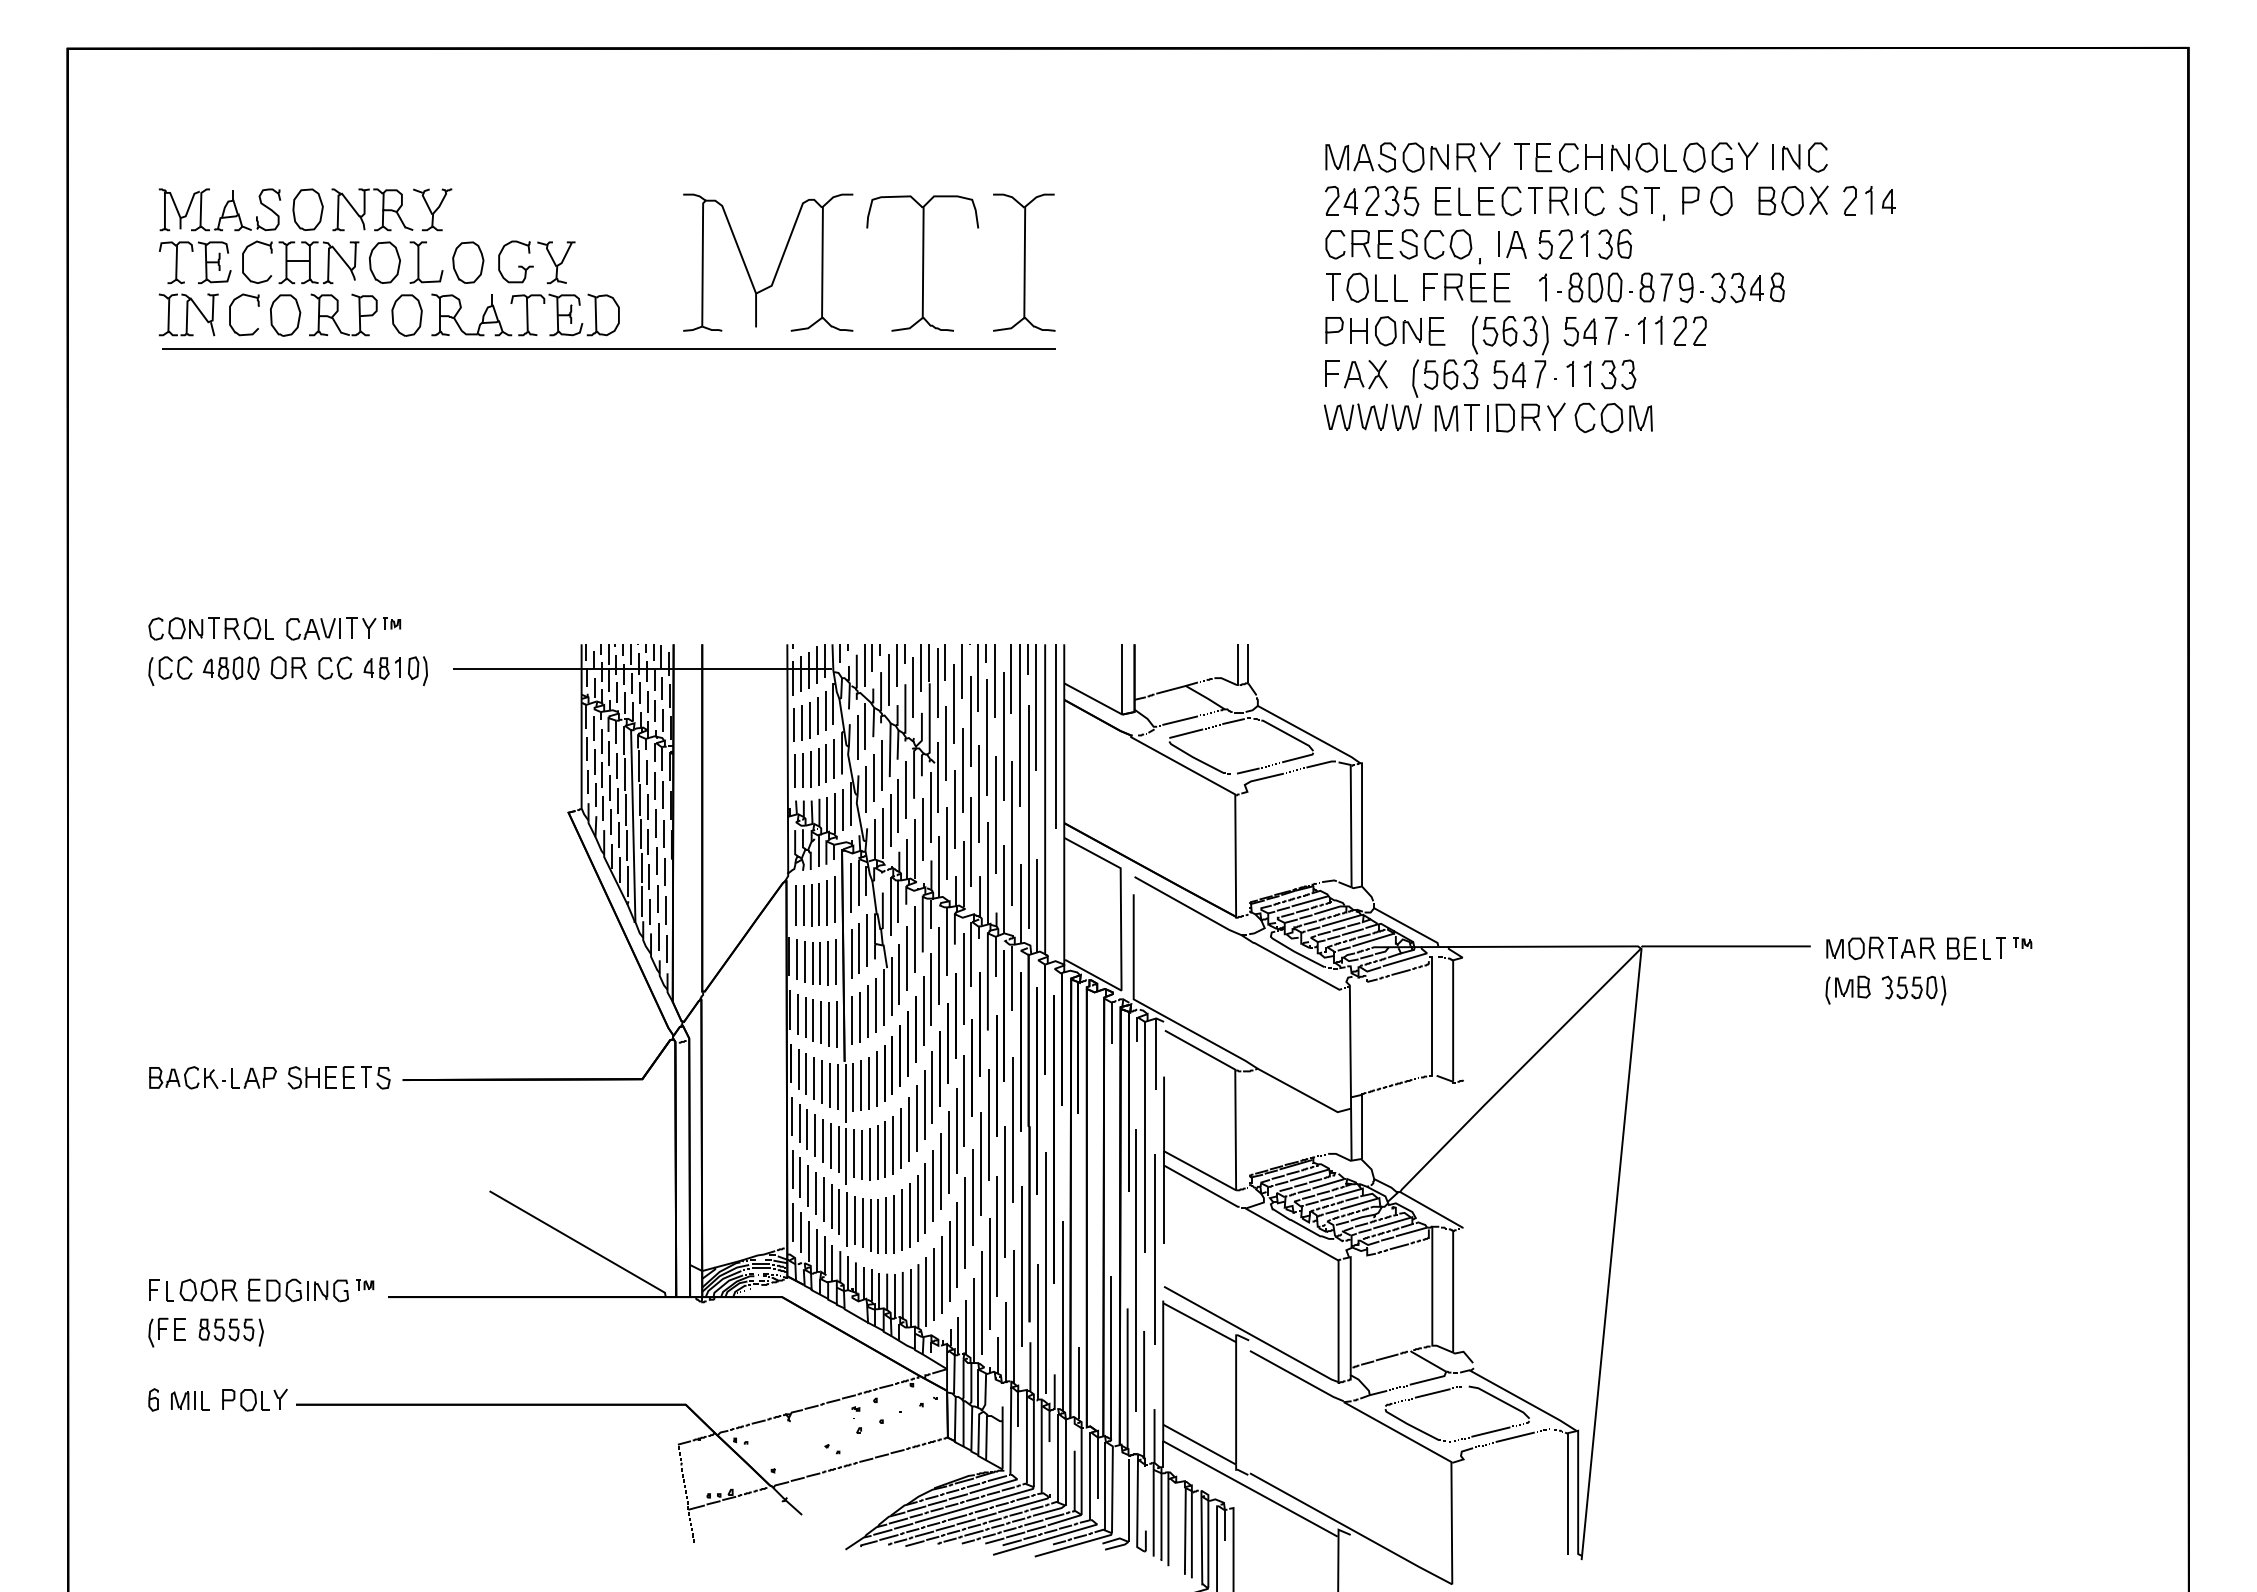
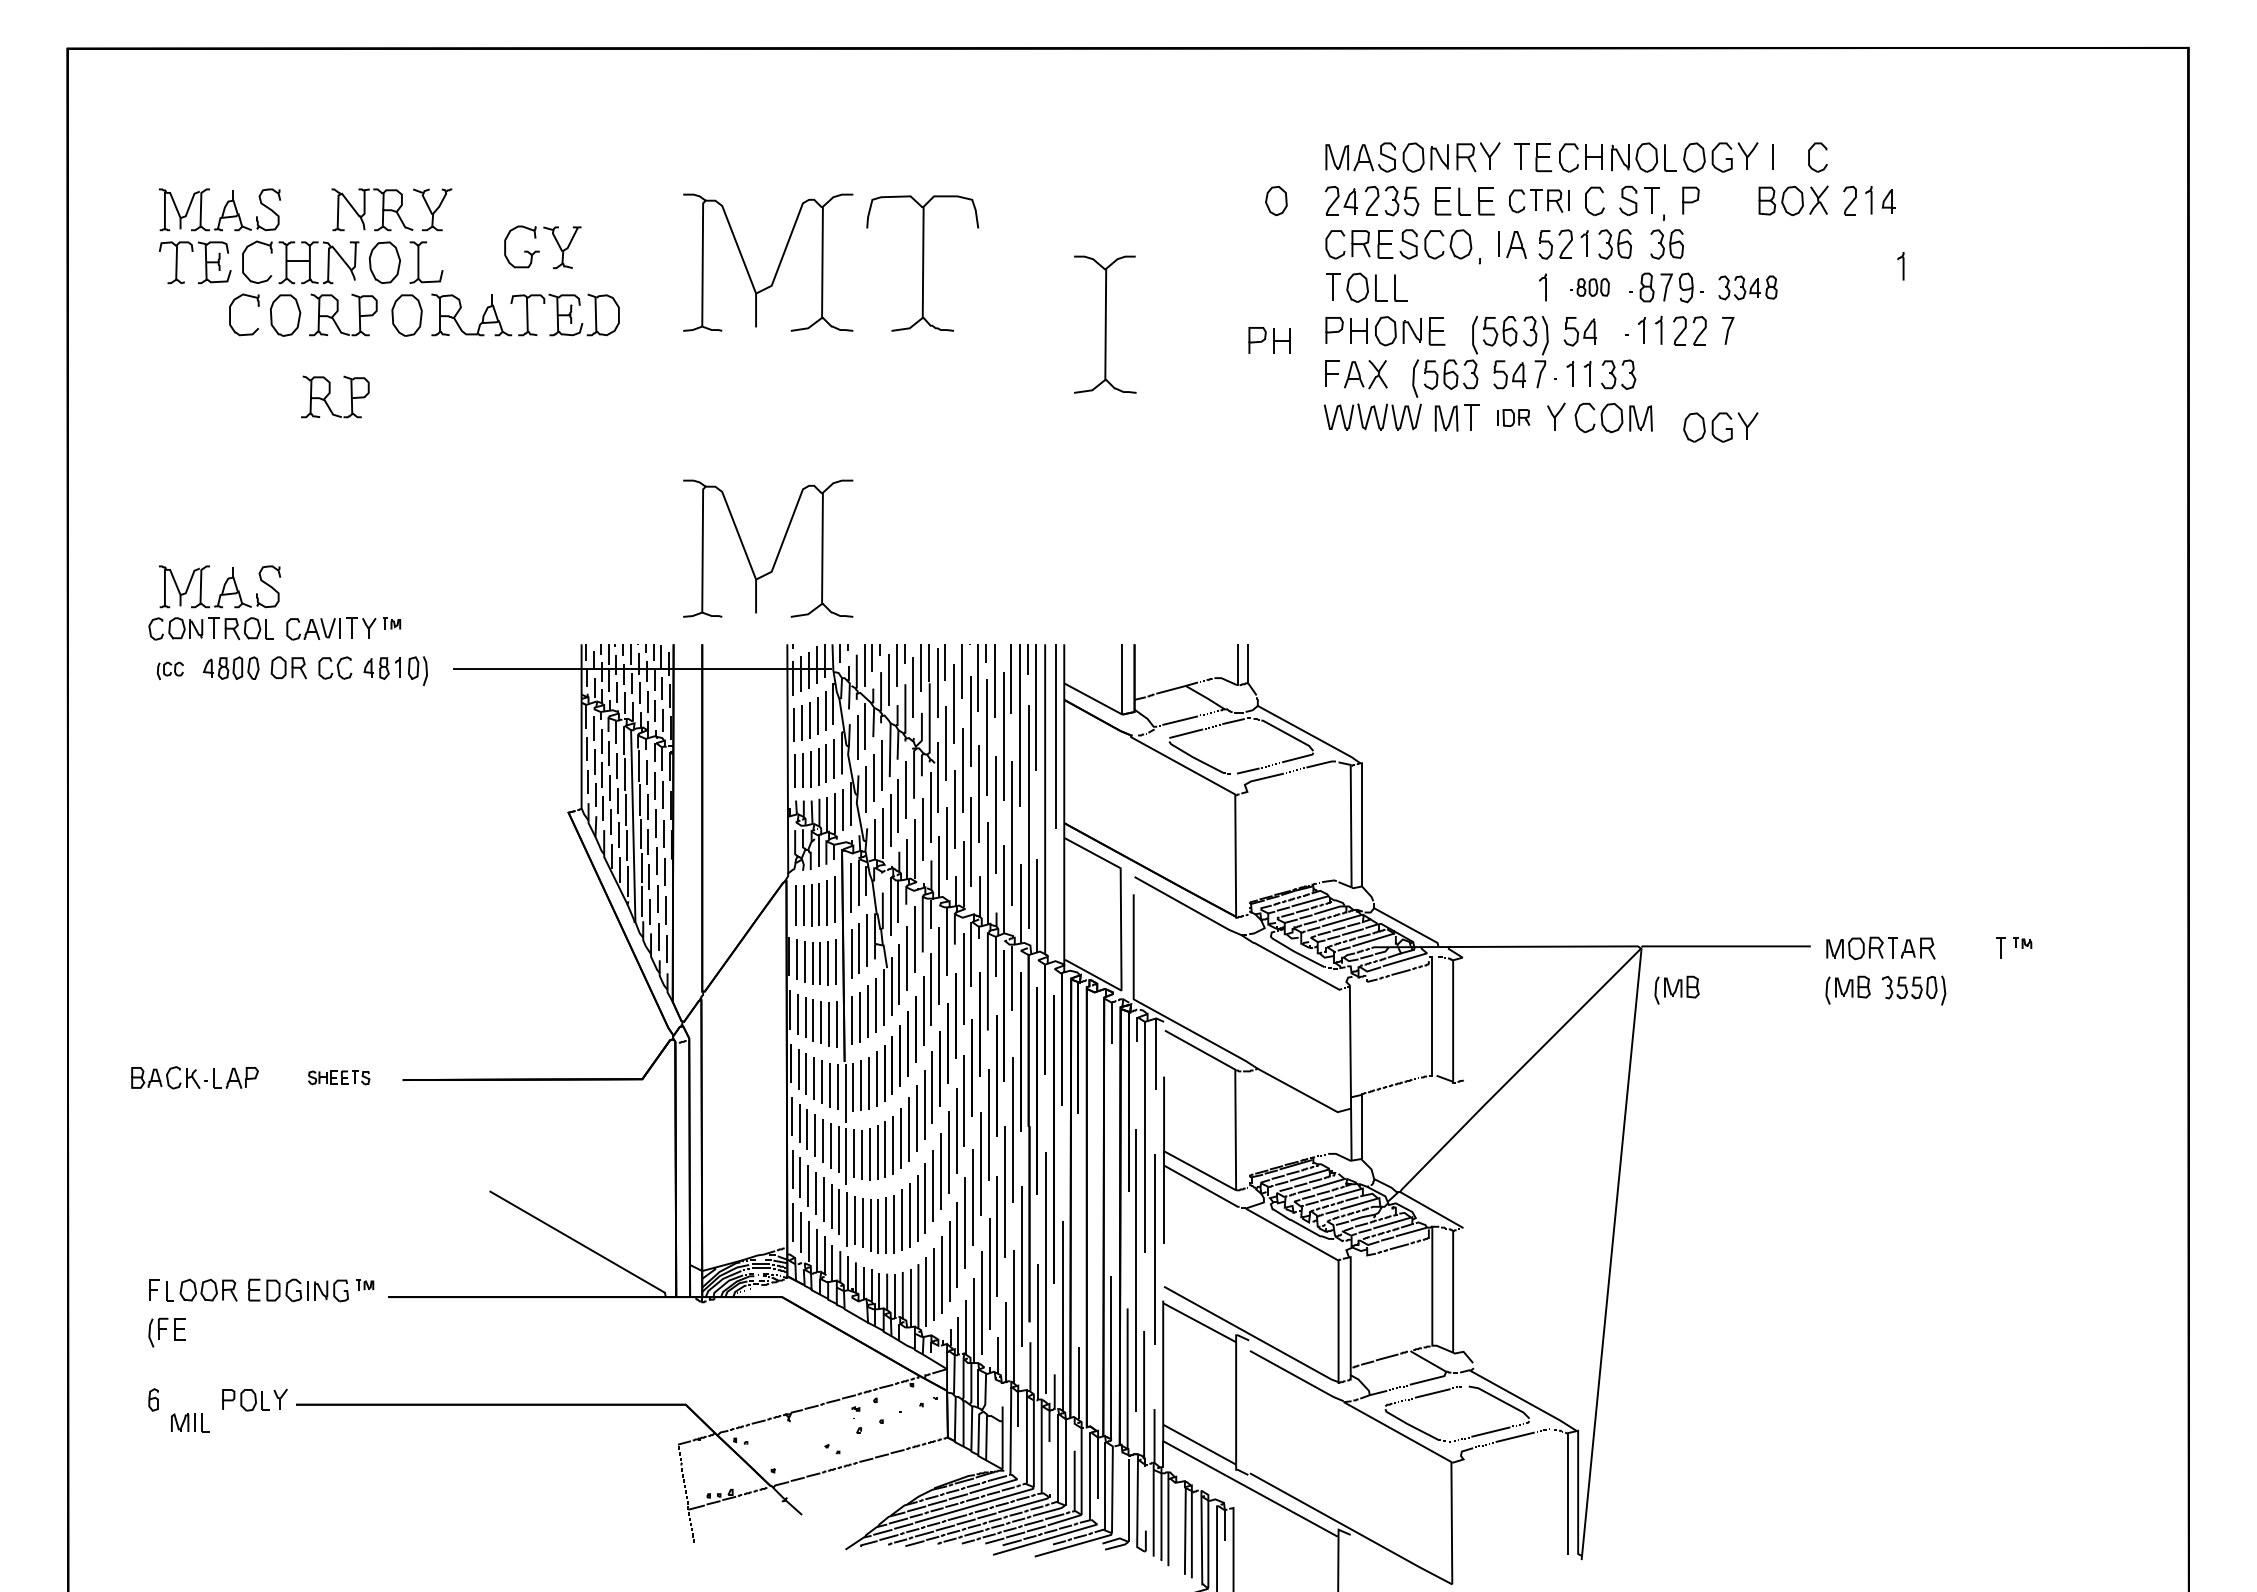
part: present -> none (1791, 157)
part position: (1721, 200) -> (1276, 200) (1276, 200)
part size: 76x31 px -> 61x25 px (1539, 201)
part: present -> none (307, 209)
part: none -> present (1666, 244)
part: present -> none (468, 262)
part position: (536, 262) -> (542, 247) (542, 247)
part position: (1024, 262) -> (1105, 324) (1105, 324)
part: none -> present (1900, 266)
part: present -> none (1466, 287)
part size: 66x31 px -> 40x19 px (1589, 287)
part size: 74x32 px -> 60x26 px (1747, 287)
part: present -> none (188, 314)
line position: (1611, 330) -> (1728, 330) (1728, 330)
part: none -> present (1269, 340)
line: present -> none (608, 348)
part: none -> present (335, 396)
part size: 54x30 px -> 34x18 px (1513, 417)
part: none -> present (1720, 427)
part: none -> present (778, 550)
part: none -> present (219, 586)
part size: 45x30 px -> 28x20 px (169, 670)
part: present -> none (1968, 947)
part: none -> present (1676, 989)
part position: (212, 1077) -> (194, 1077) (194, 1077)
part size: 104x24 px -> 63x16 px (339, 1077)
part: present -> none (230, 1332)
part position: (190, 1400) -> (190, 1422) (190, 1422)
